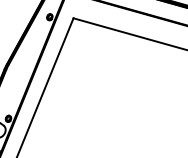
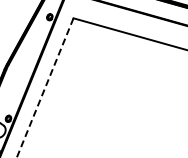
line: solid -> dashed (44, 88)
